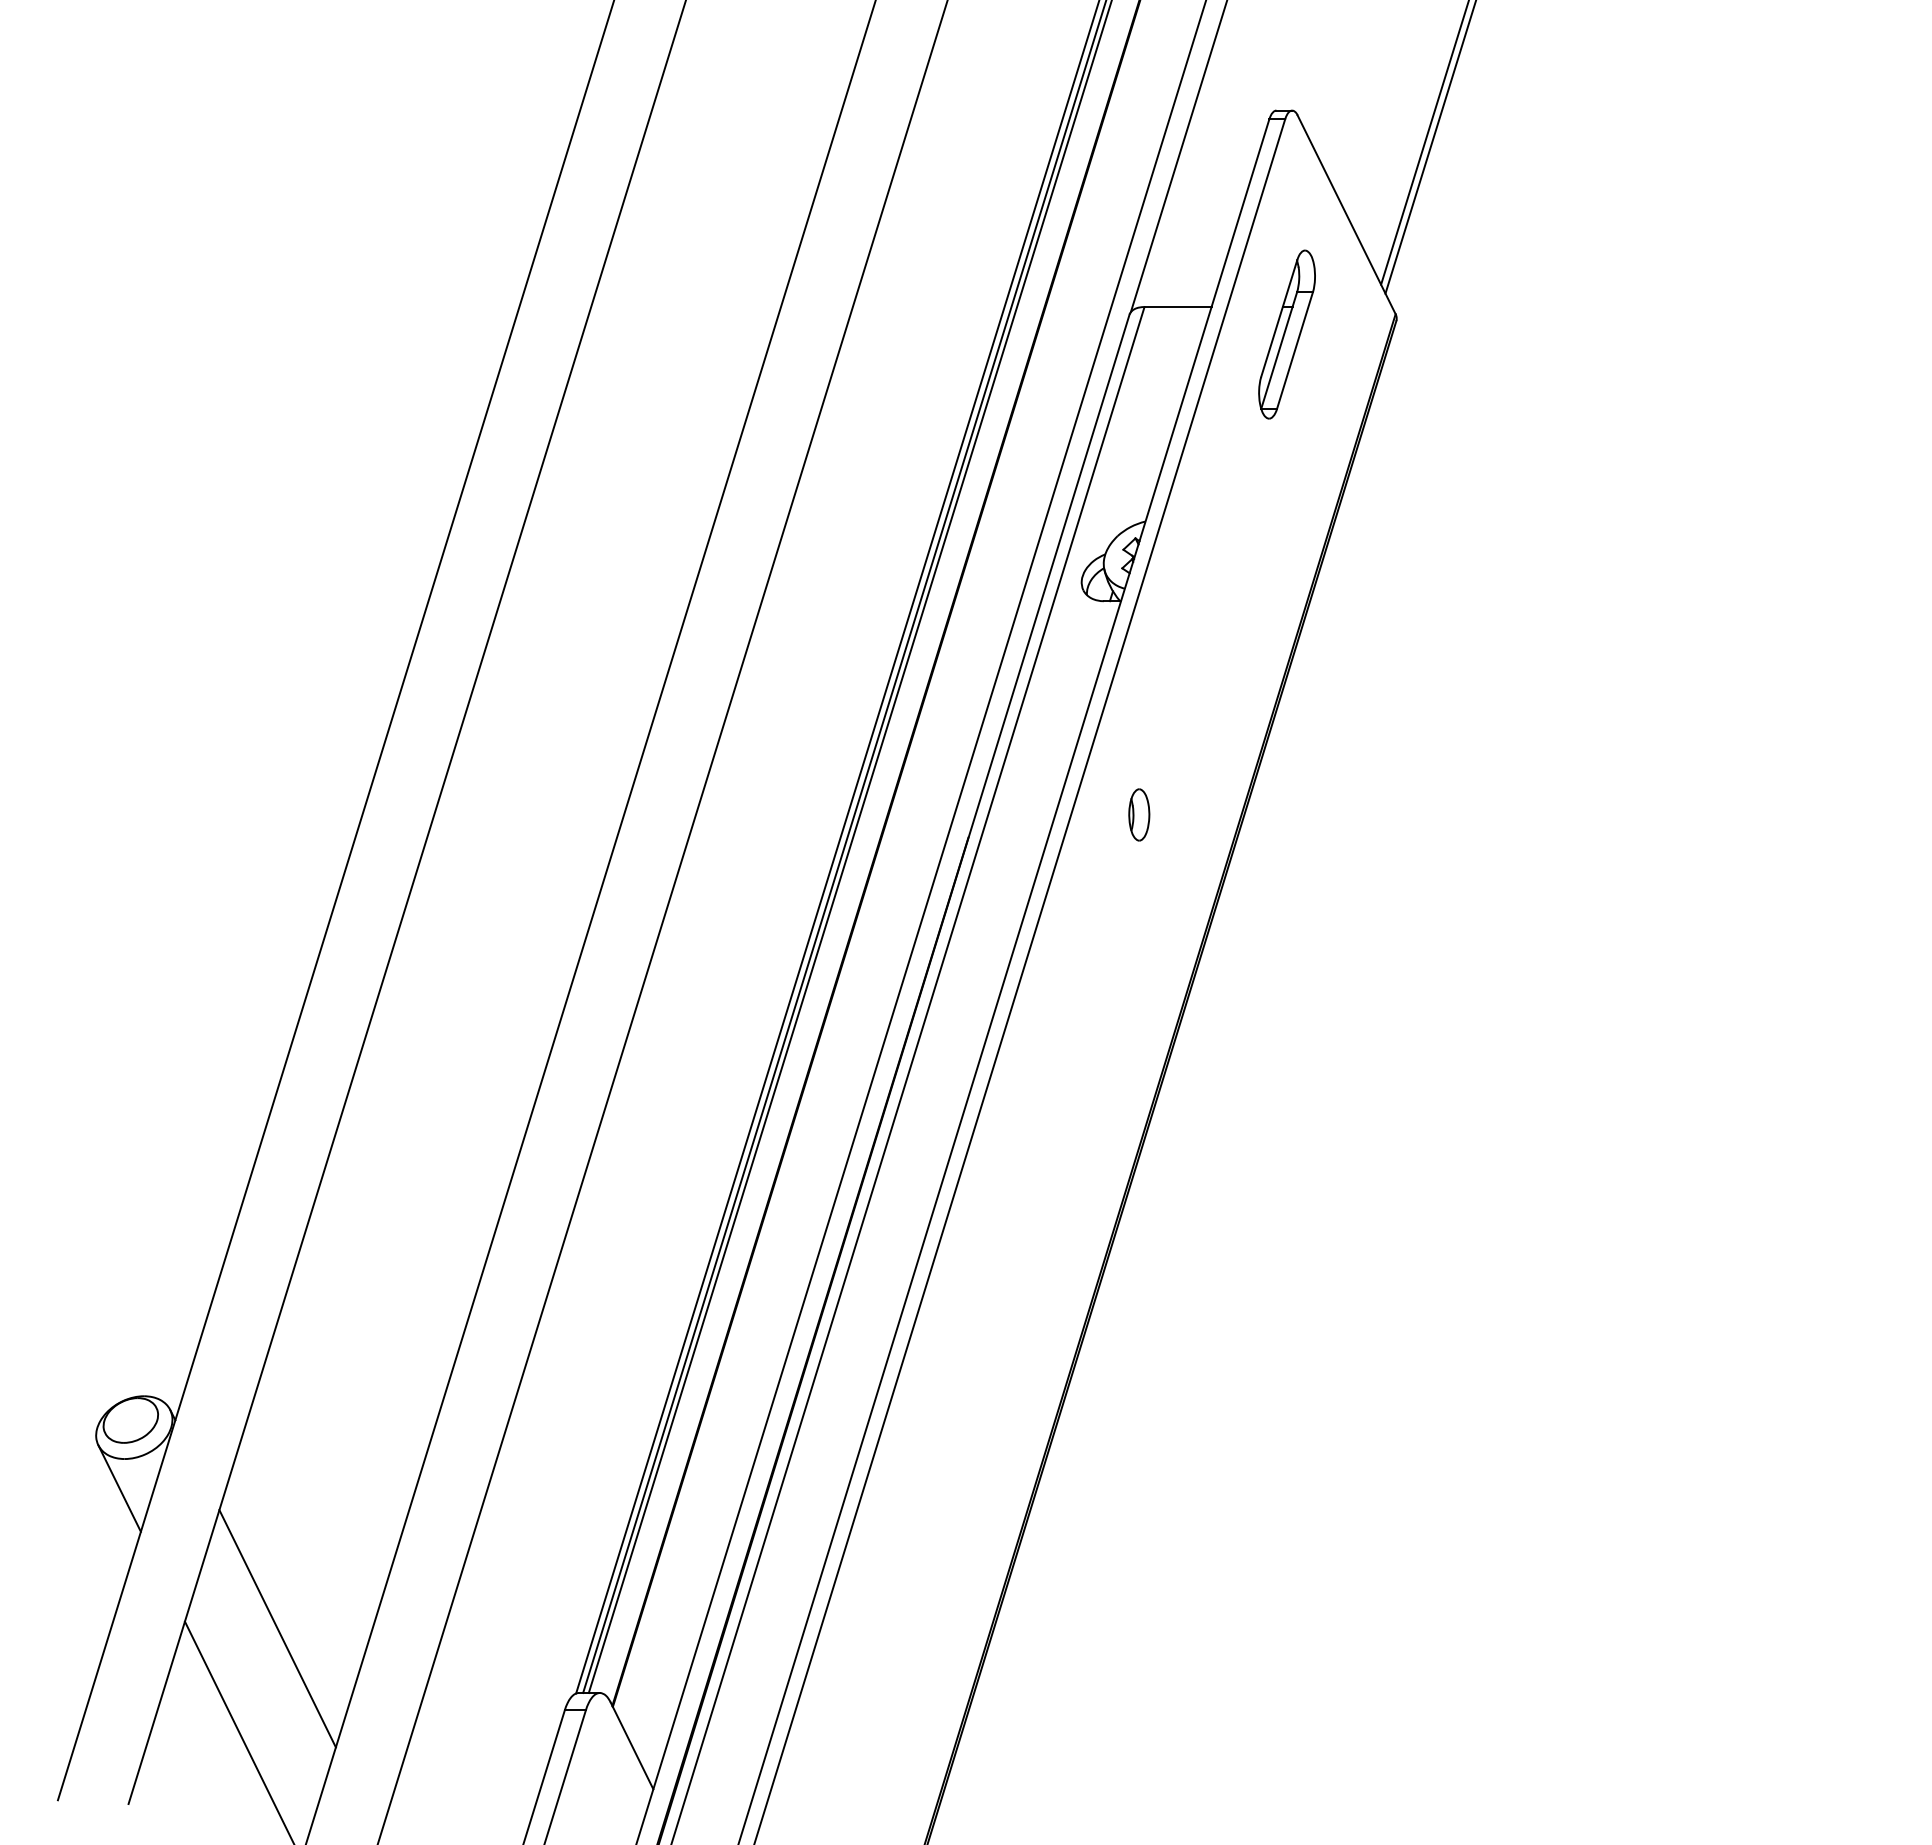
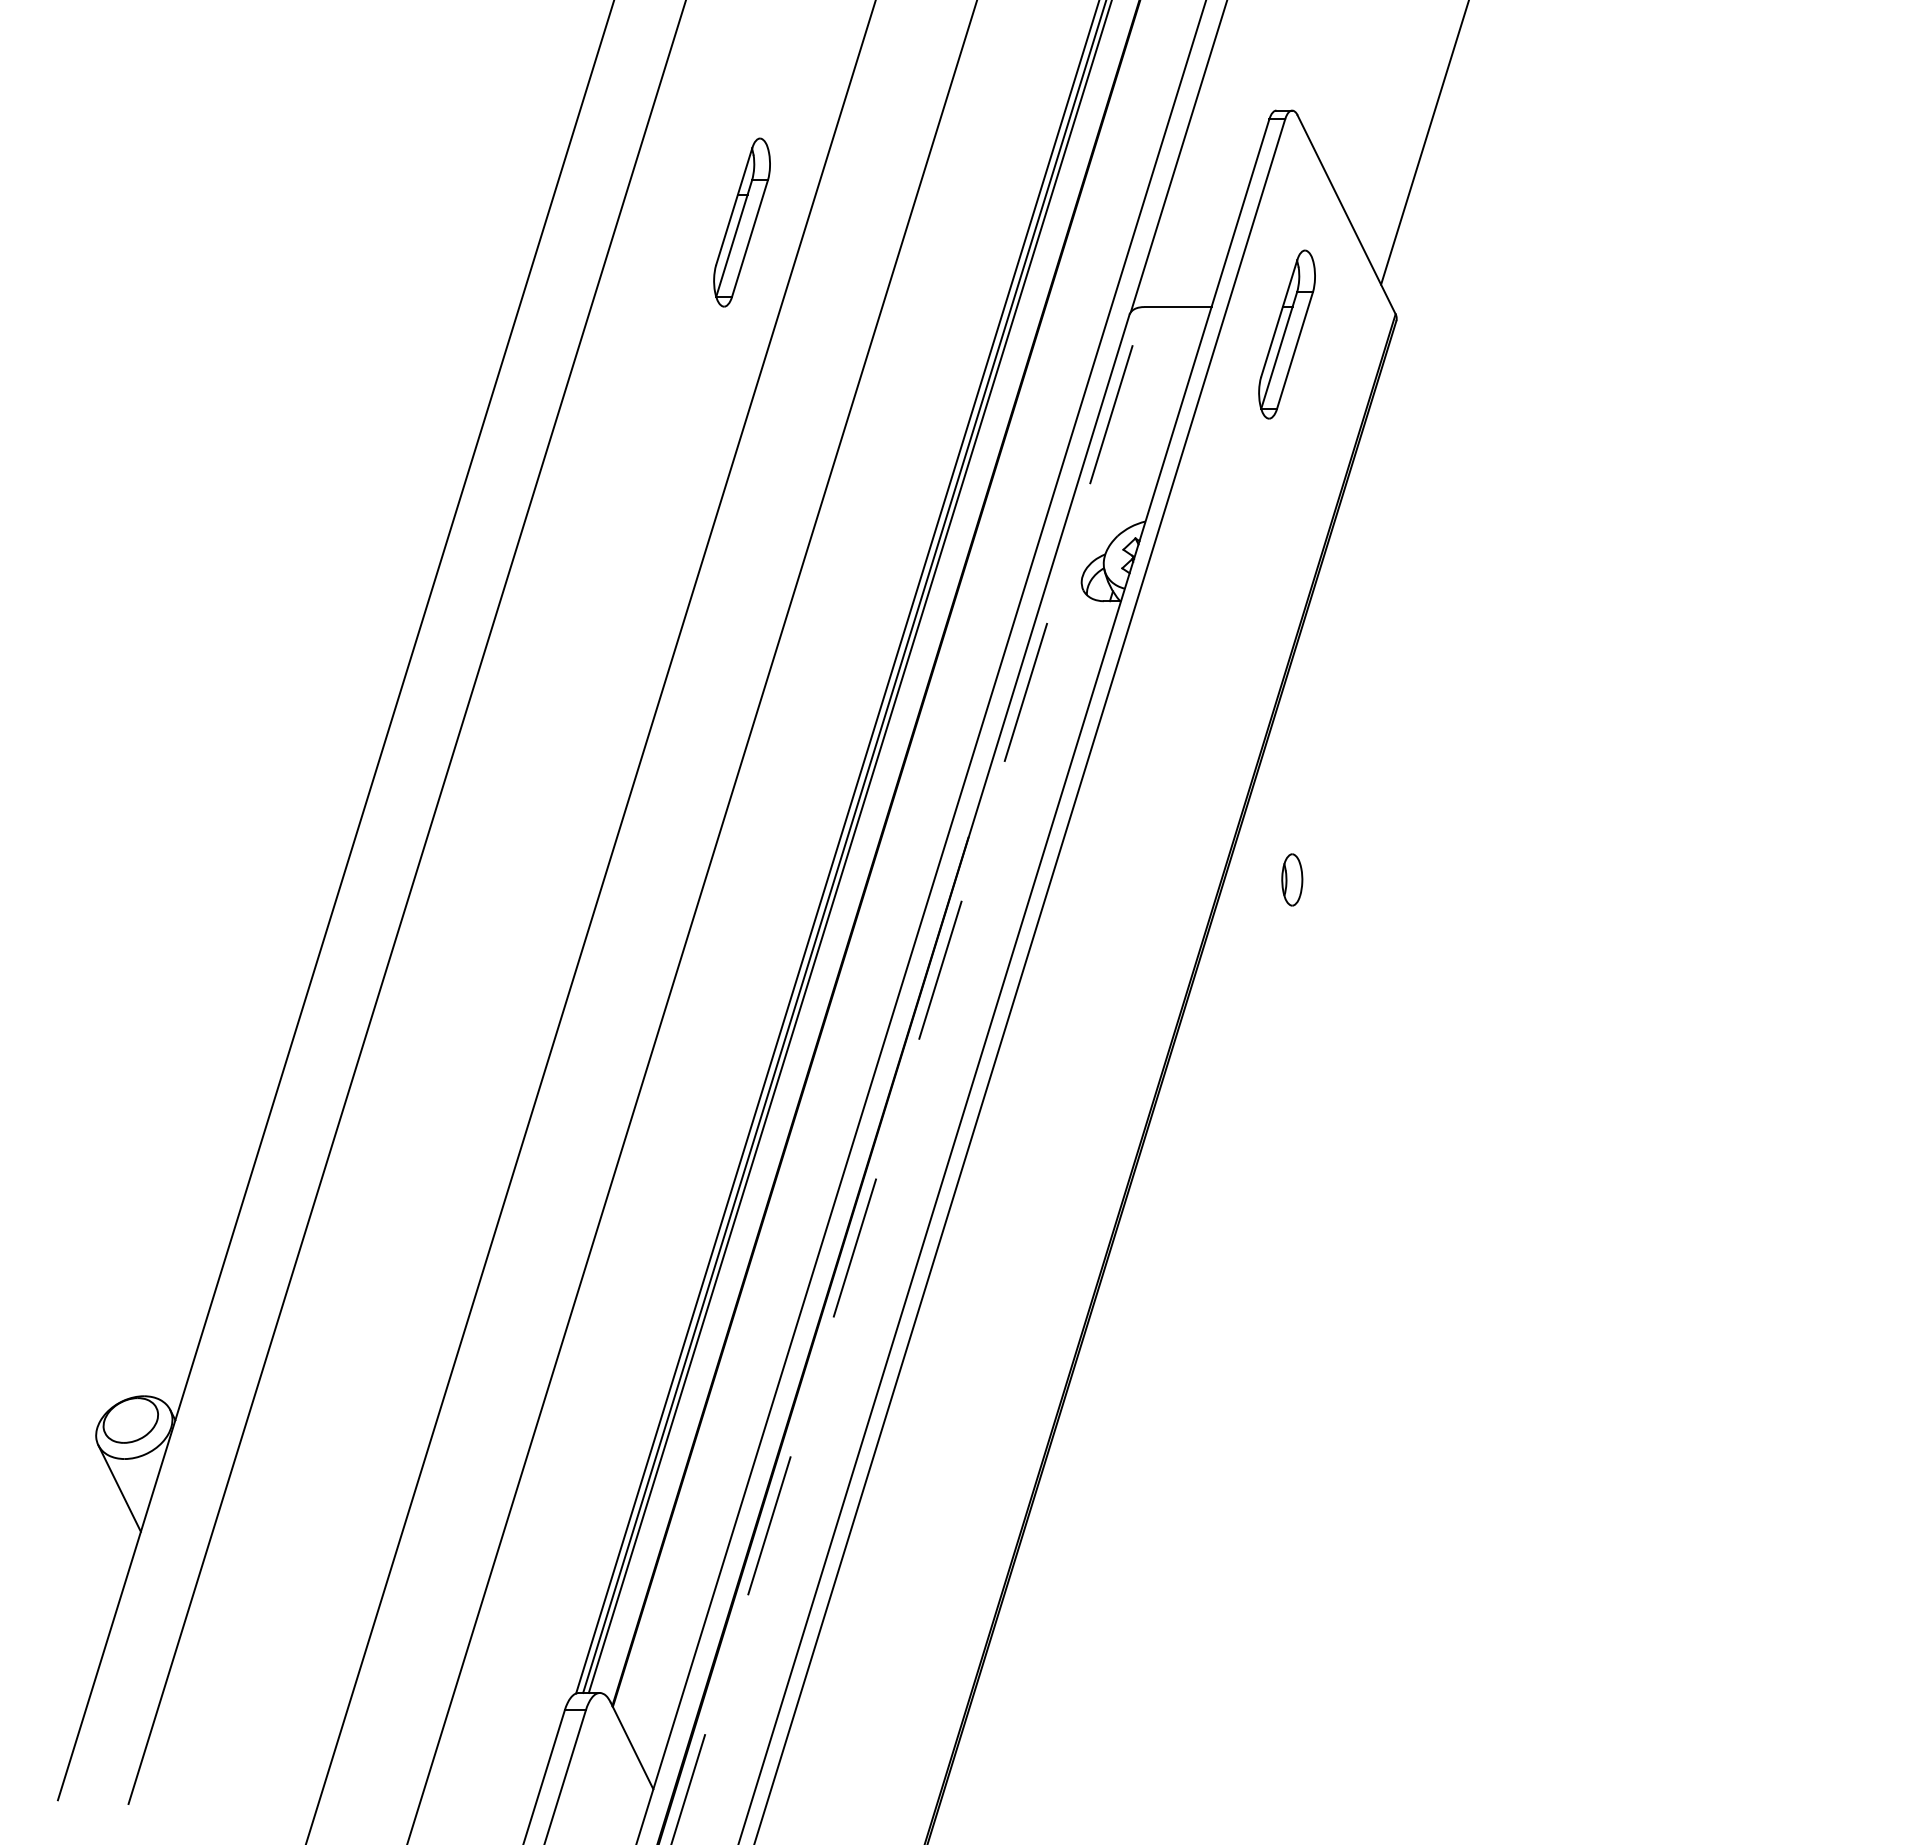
line: present -> none (1430, 147)
part: none -> present (741, 222)
part position: (1139, 814) -> (1292, 879) (1292, 879)
line position: (662, 921) -> (692, 921) (692, 921)
line: solid -> dashed (908, 1075)
line: present -> none (277, 1628)
line: present -> none (238, 1731)
